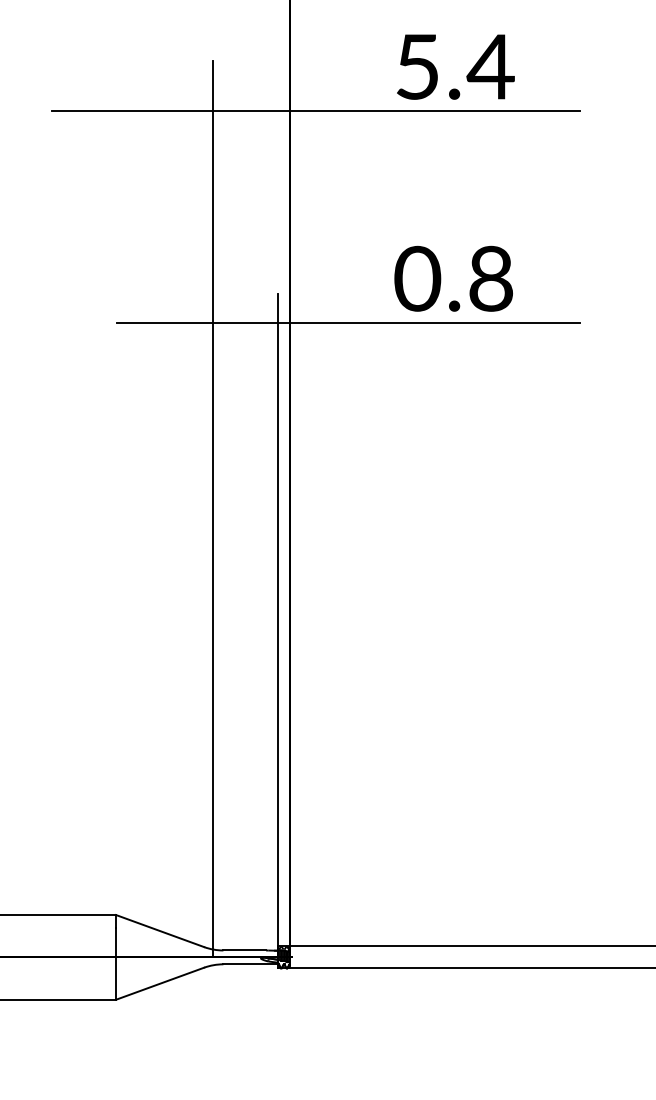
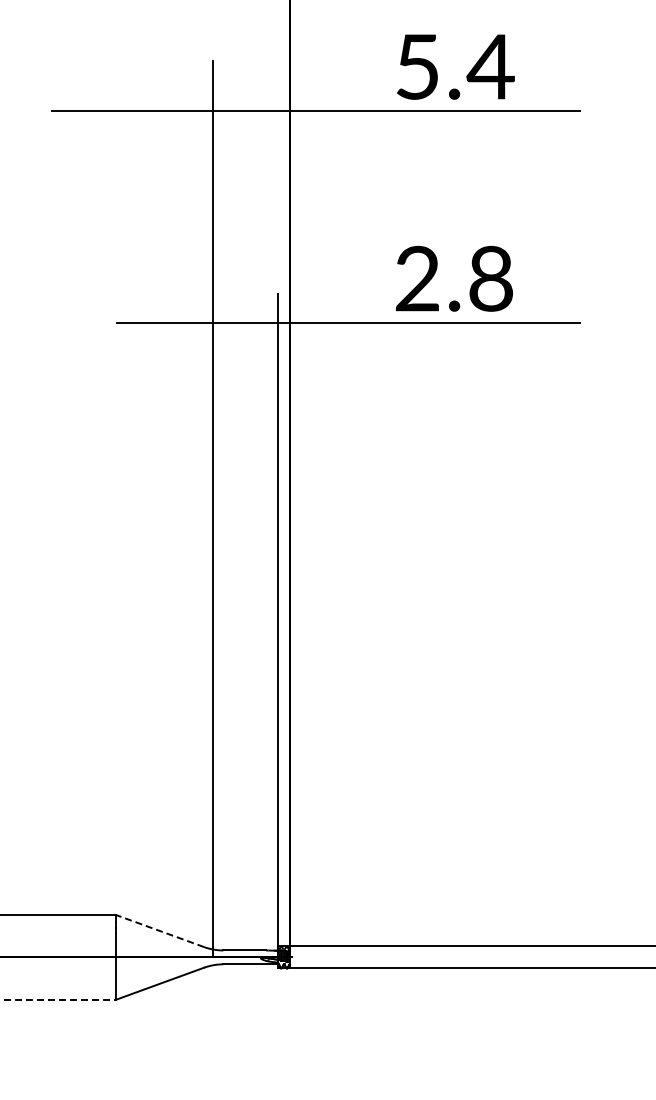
text: 0.8 -> 2.8 (417, 278)
line: solid -> dashed (160, 931)
line: solid -> dashed (58, 999)
